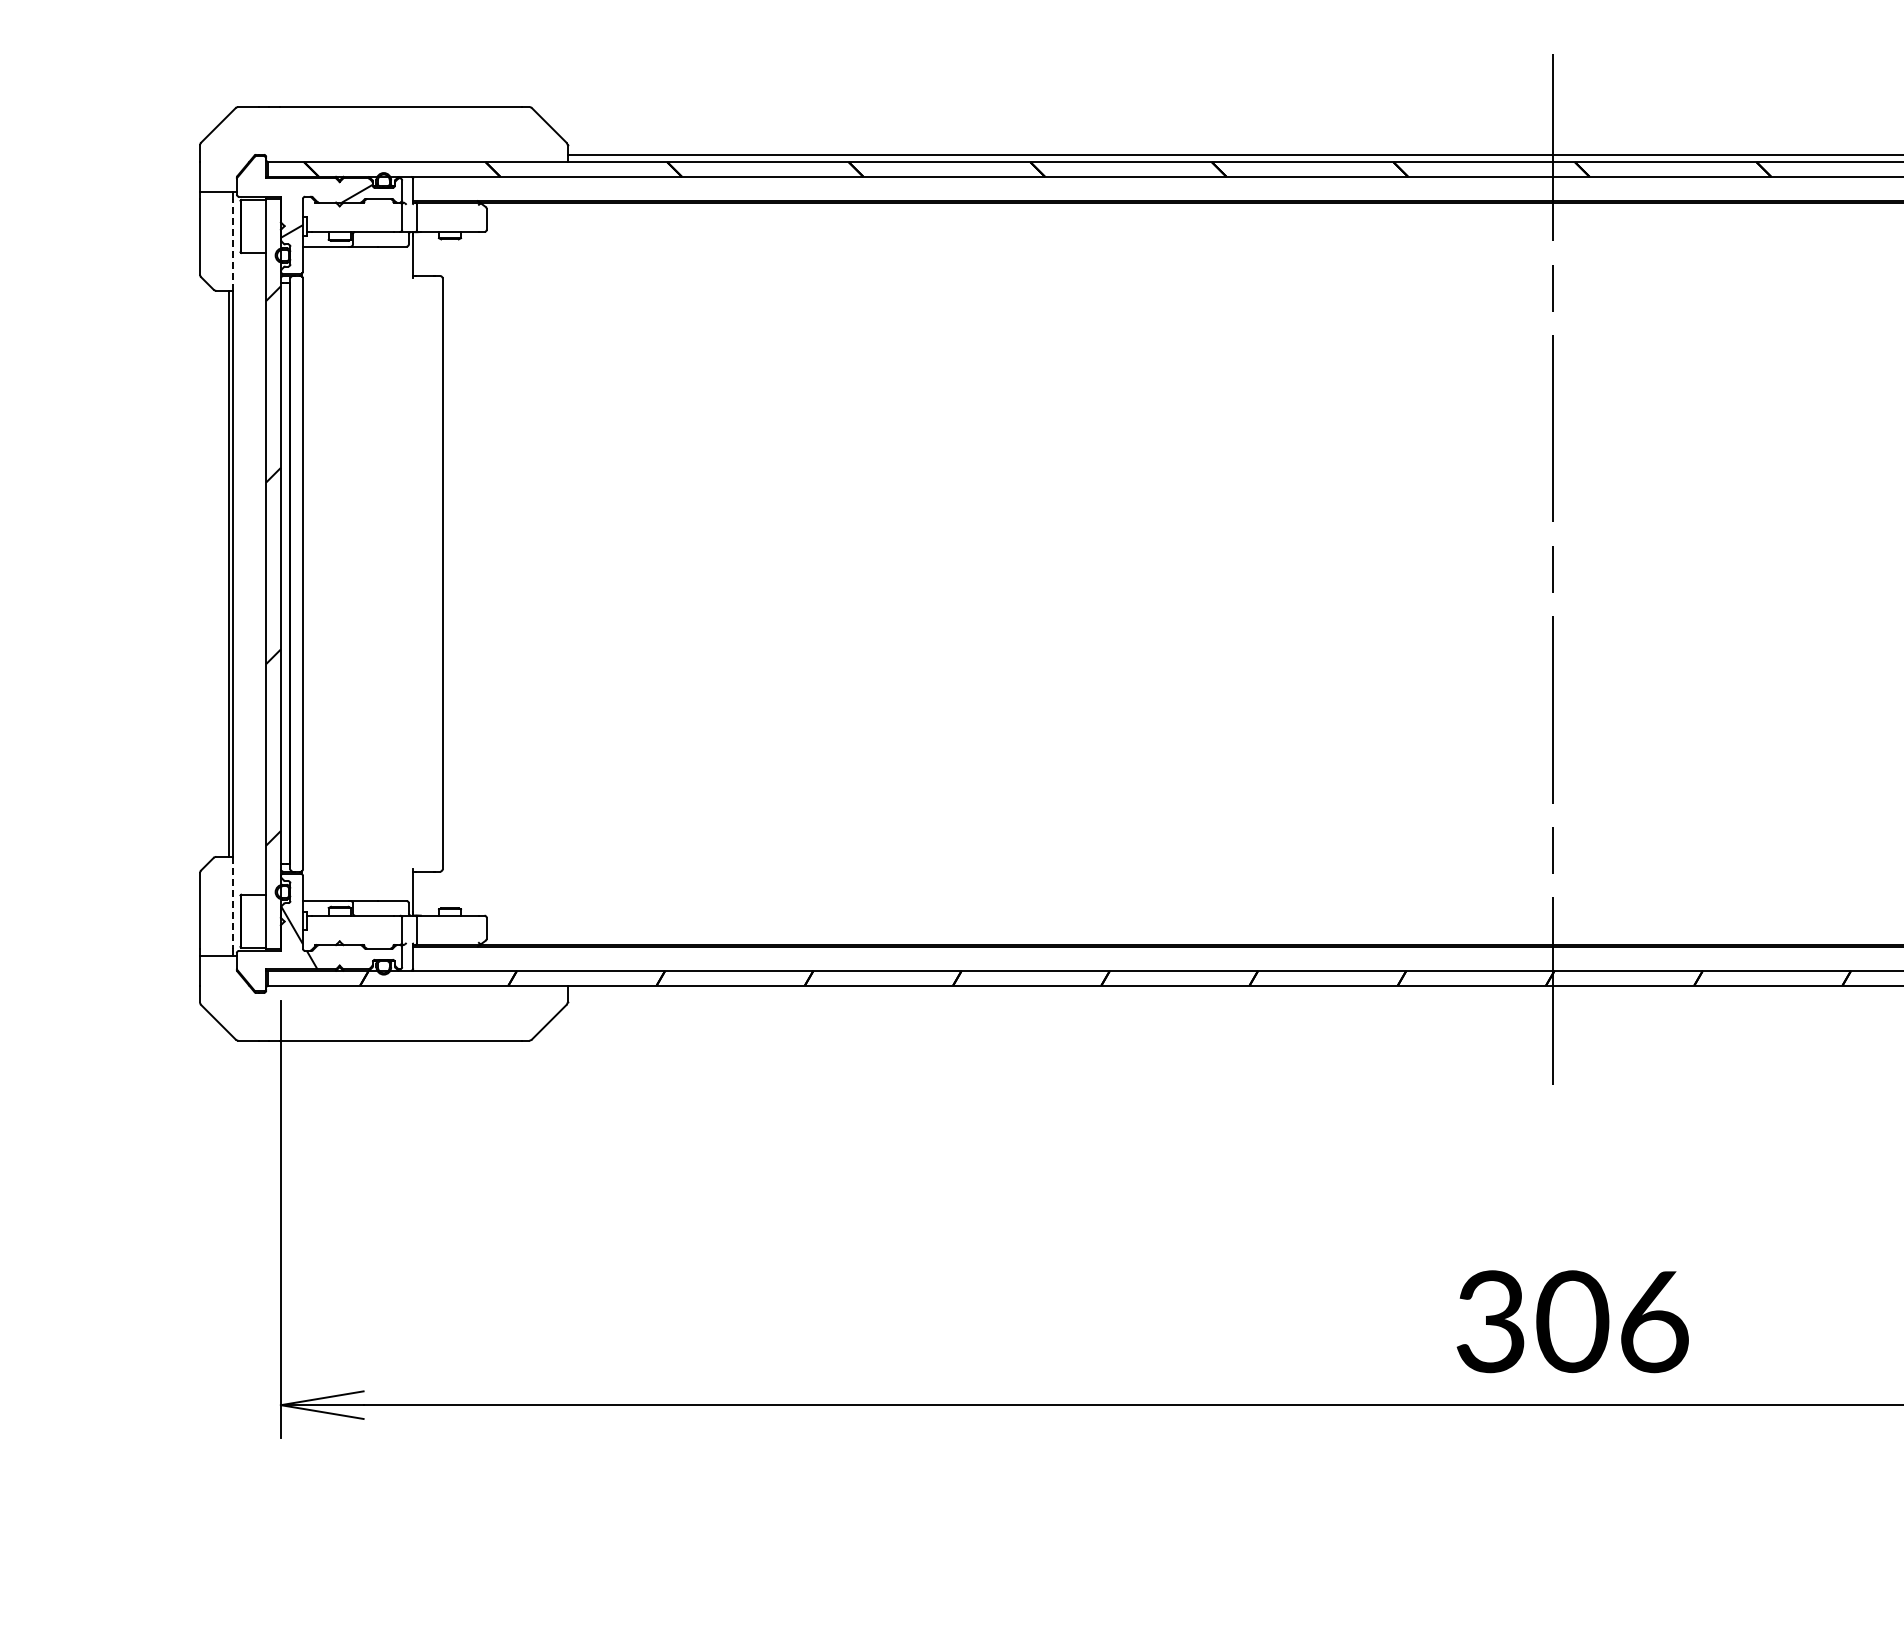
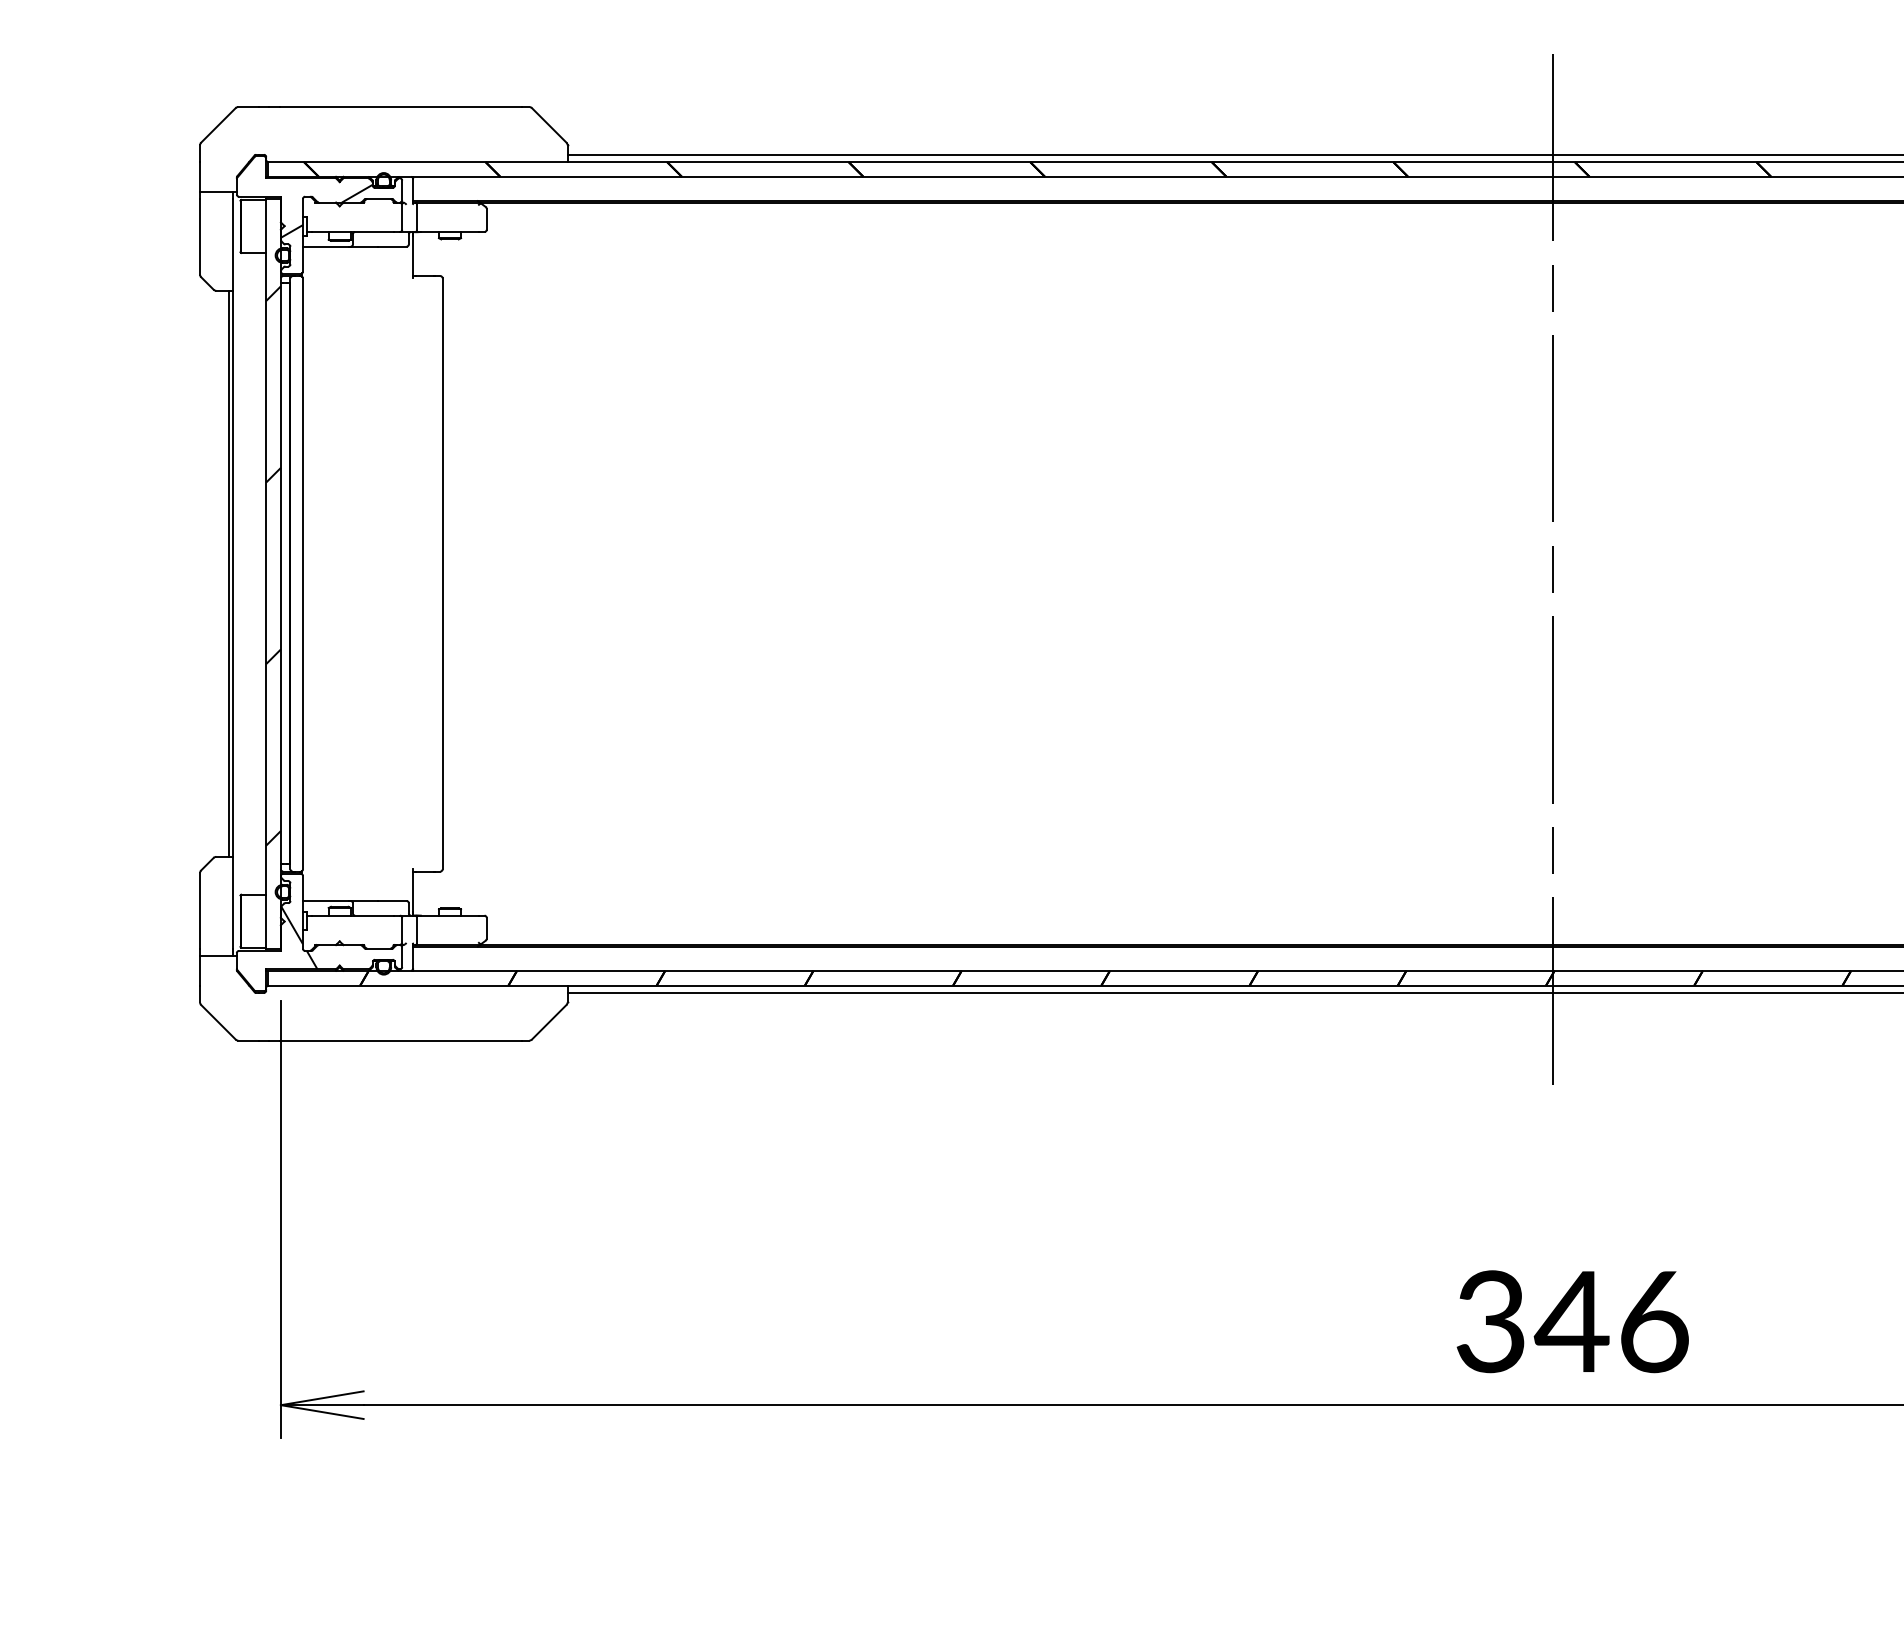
line: dashed -> solid (233, 244)
line: dashed -> solid (233, 902)
line: none -> present (1233, 992)
text: 306 -> 346 (1571, 1321)
